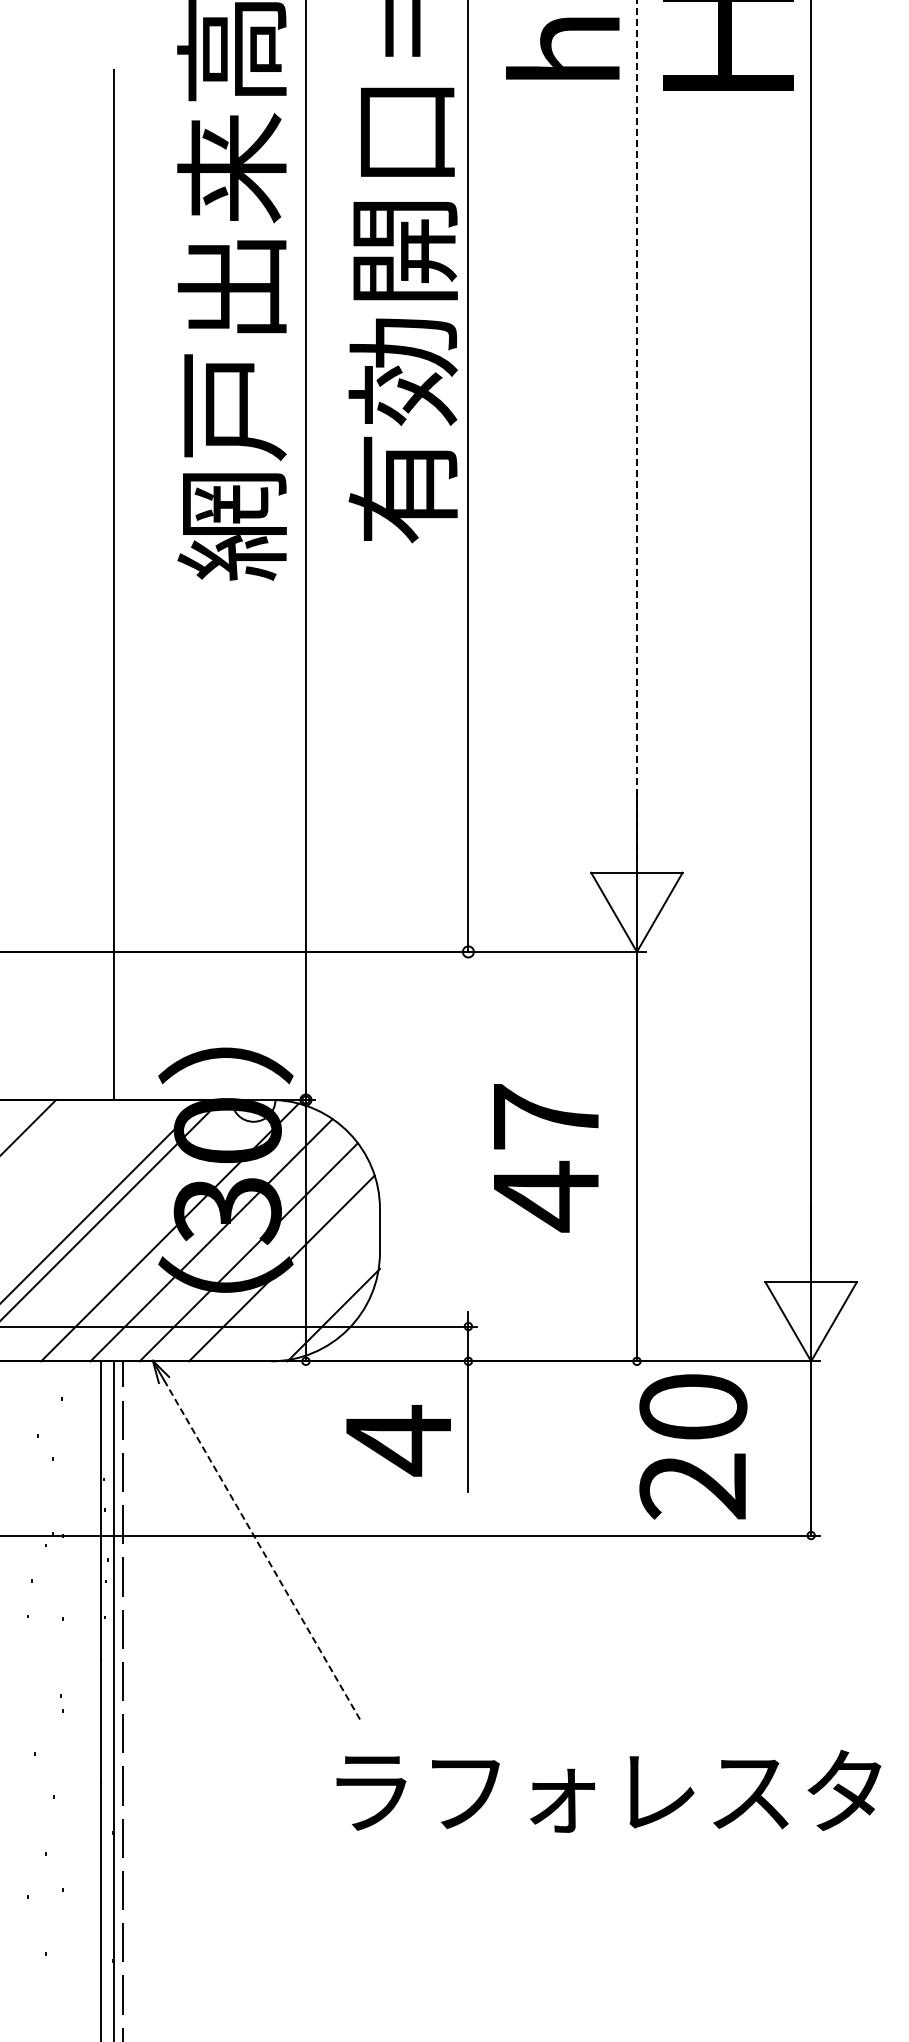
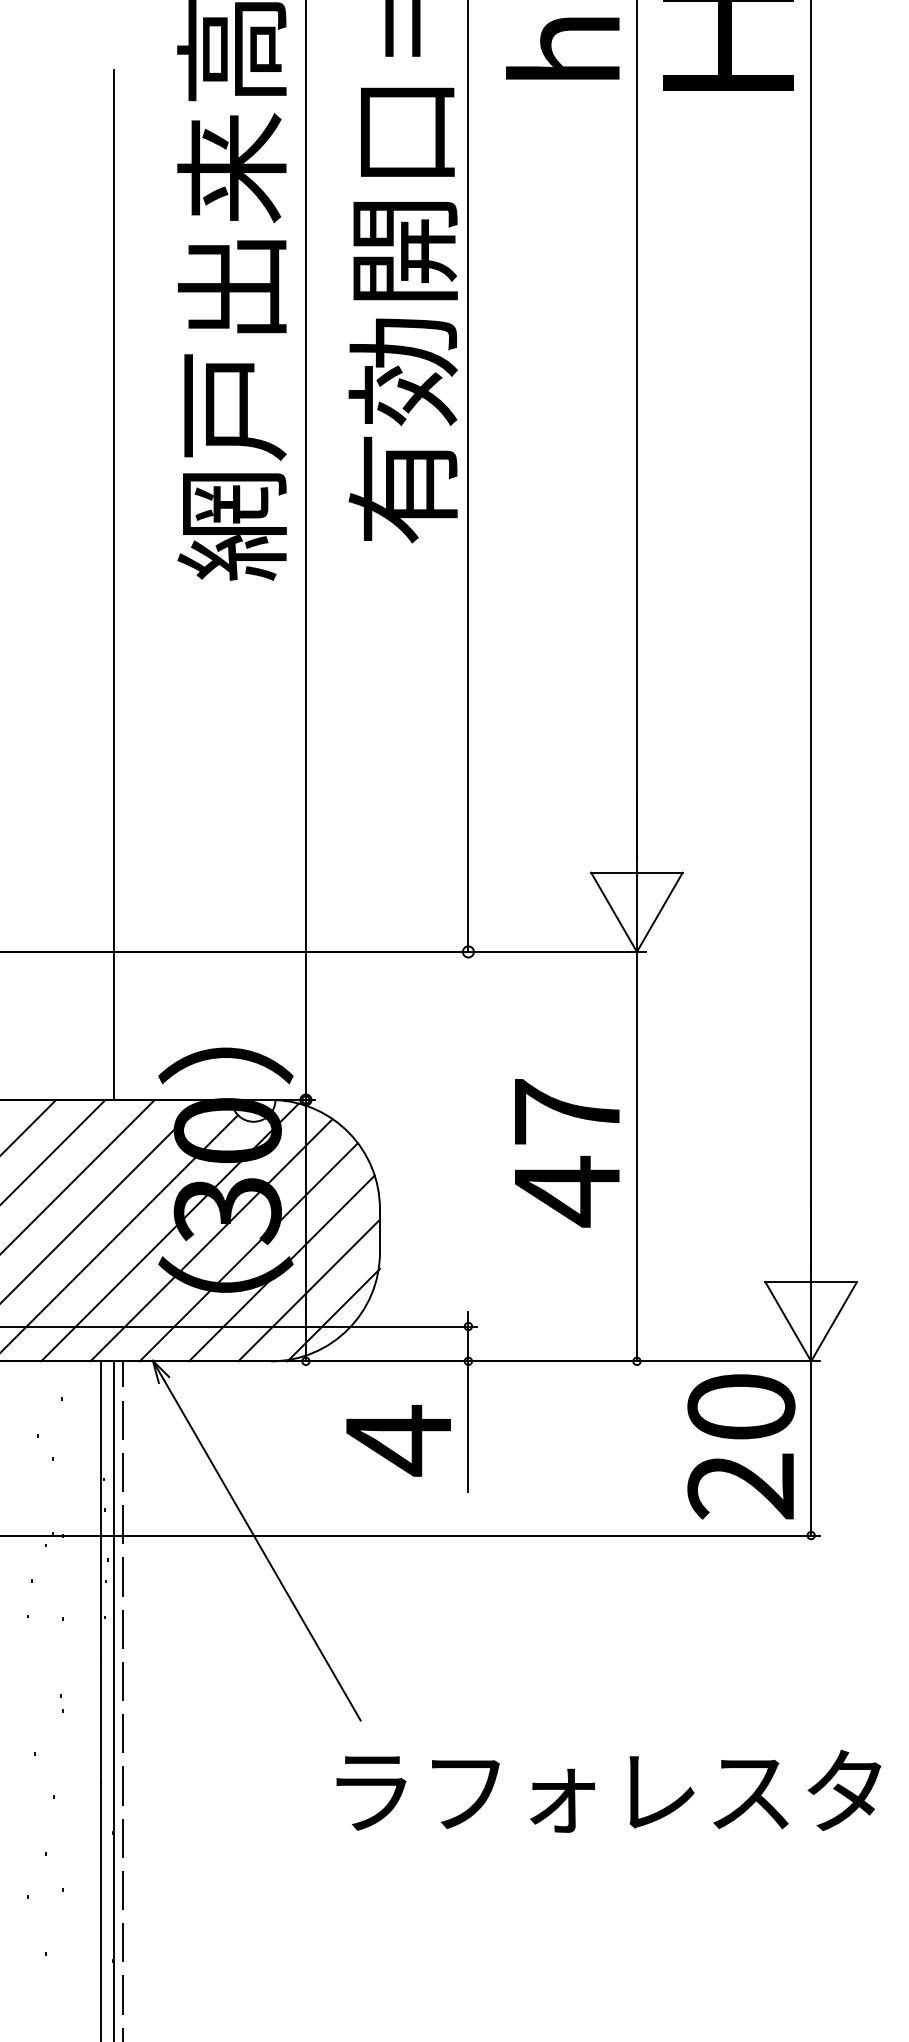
line: dashed -> solid (636, 430)
line: none -> present (53, 1151)
text position: (546, 1158) -> (567, 1153) (567, 1153)
line: none -> present (78, 1176)
line position: (112, 1209) -> (120, 1232) (120, 1232)
line: none -> present (308, 1290)
text position: (693, 1446) -> (741, 1446) (741, 1446)
line: dashed -> solid (262, 1550)
